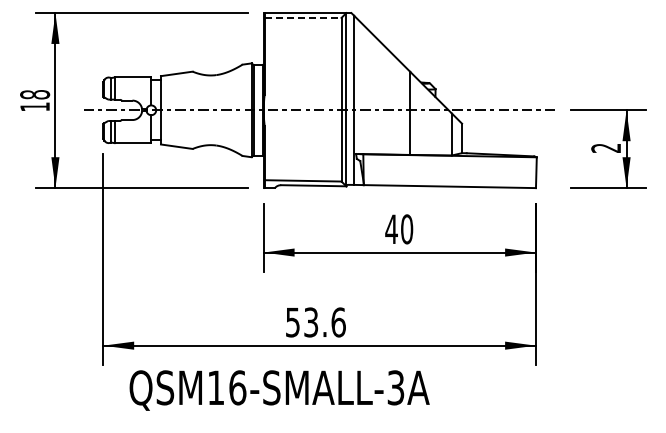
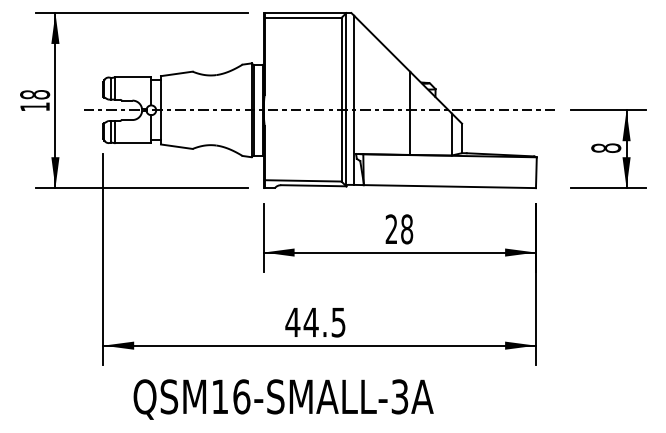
line: dashed -> solid (303, 17)
text: 2 -> 8 (606, 147)
text: 40 -> 28 (399, 229)
text: 53.6 -> 44.5 (315, 322)
text position: (279, 390) -> (283, 399) (283, 399)
